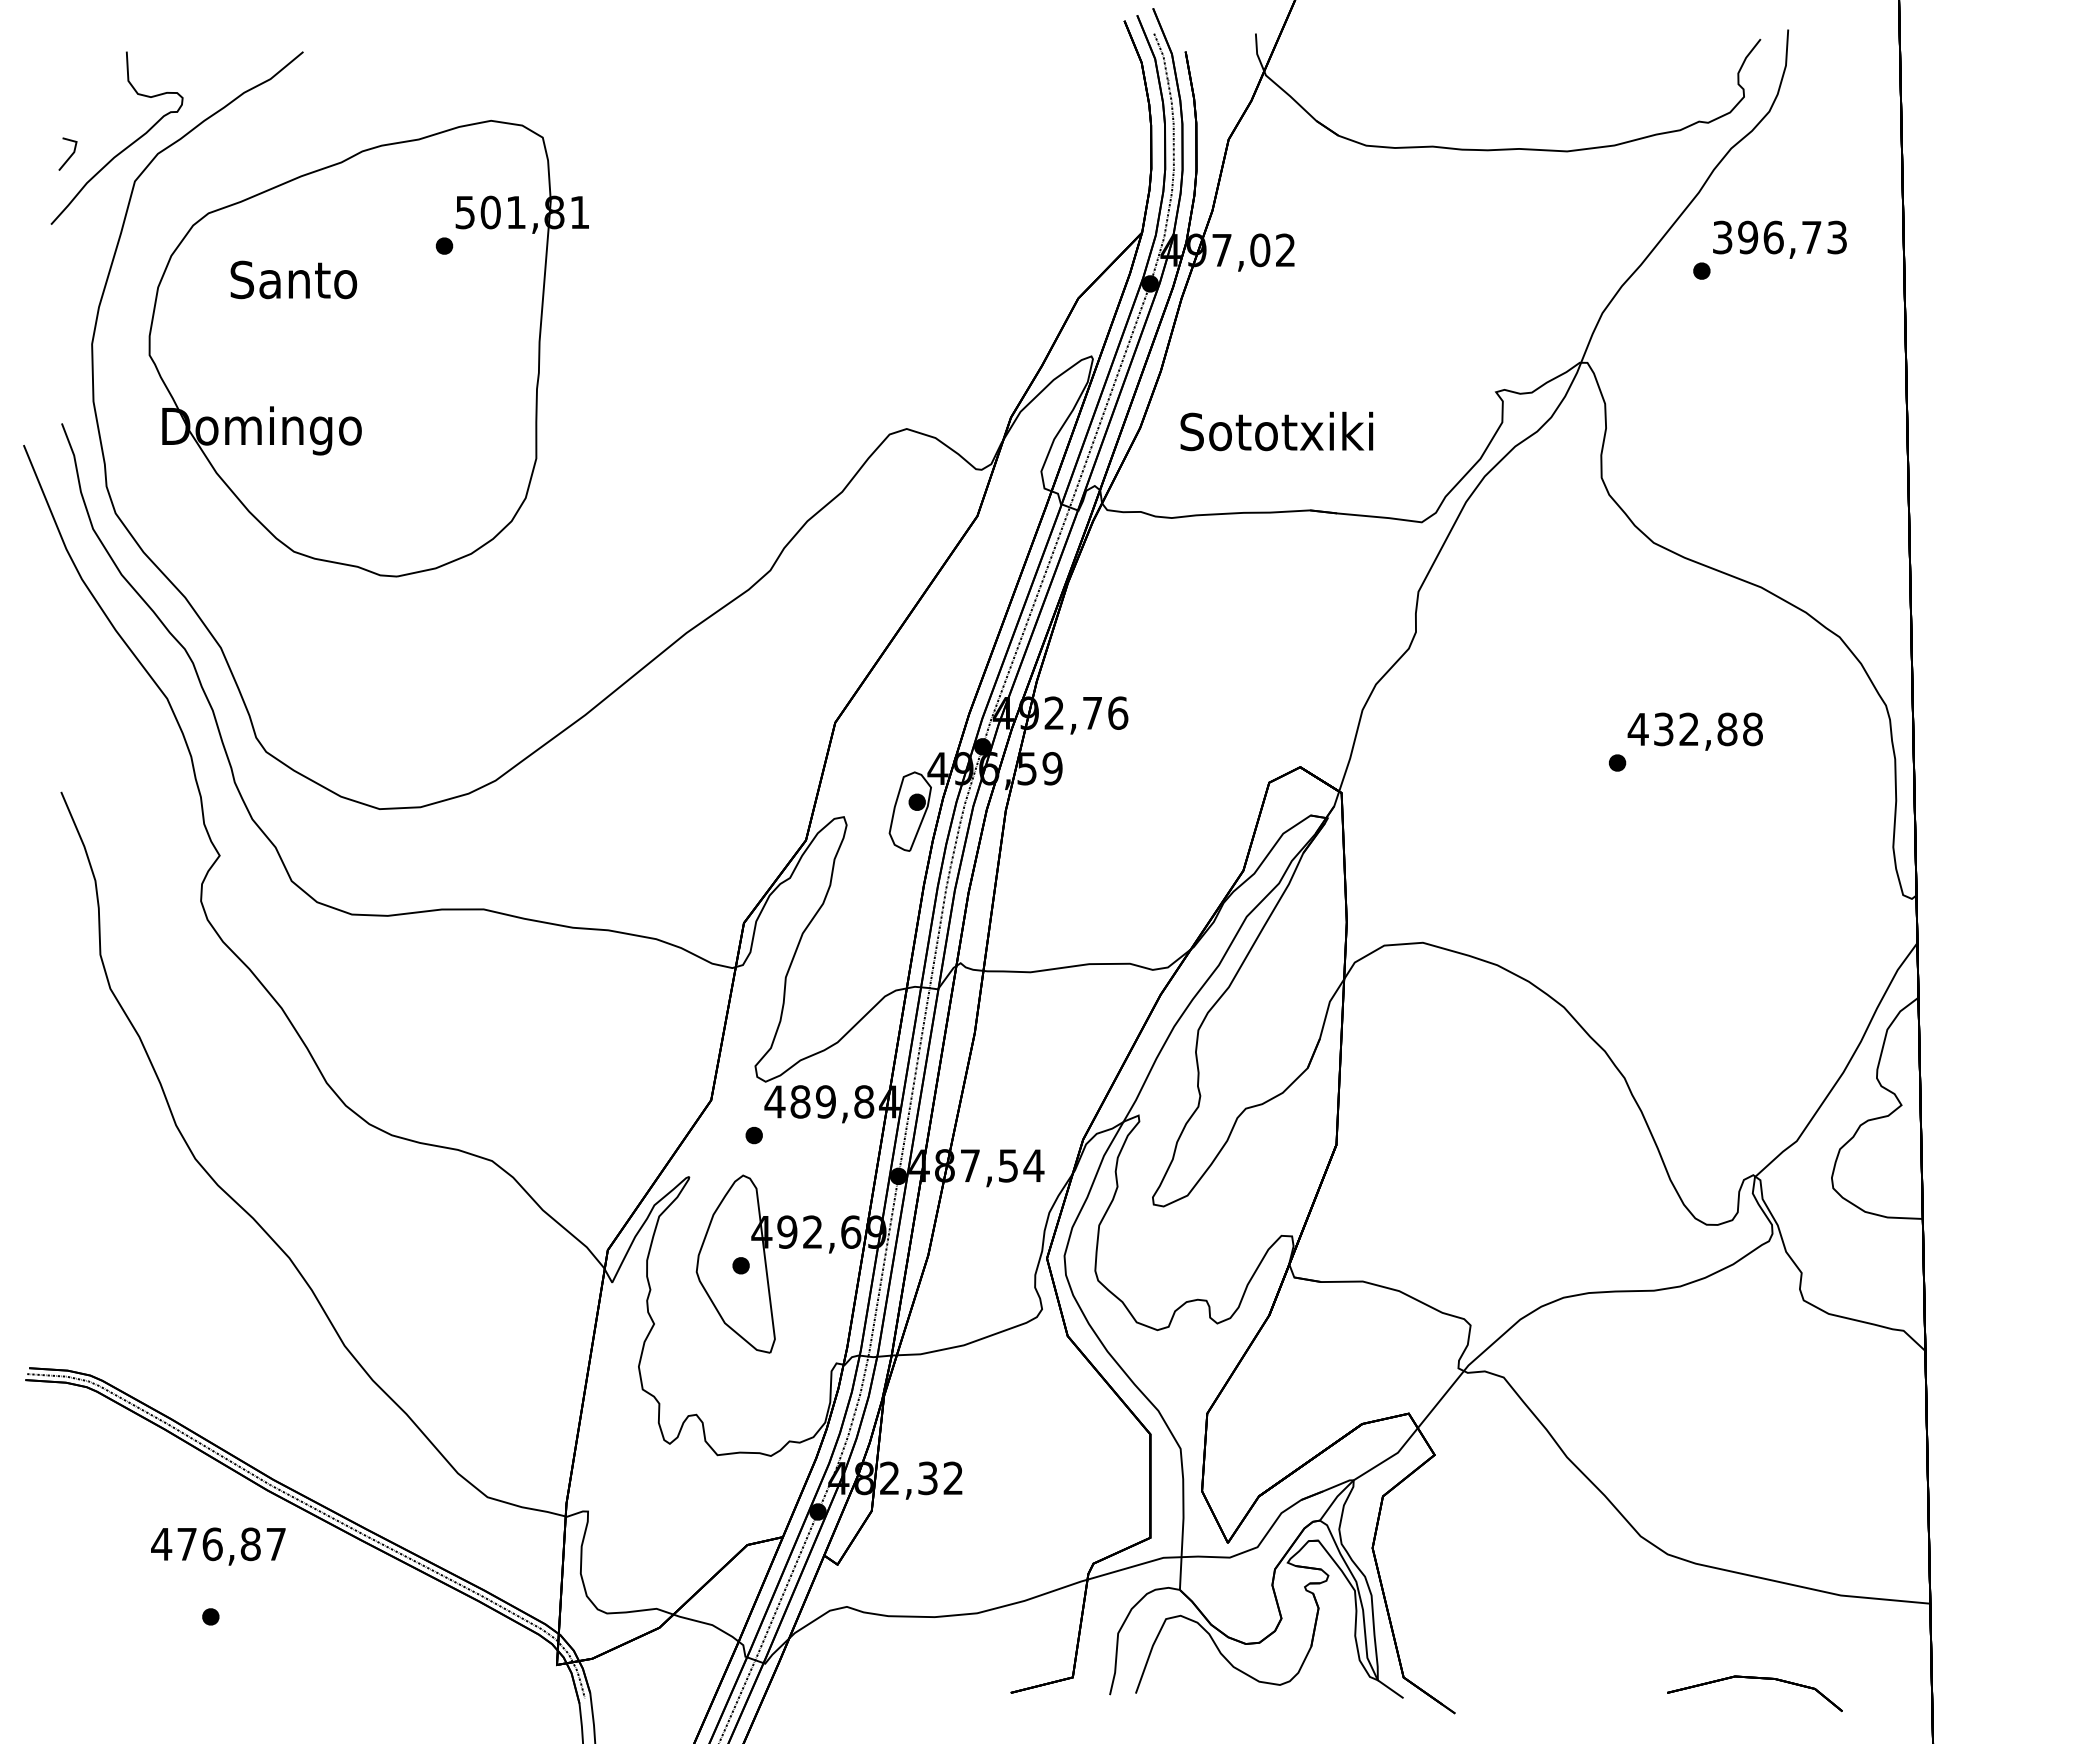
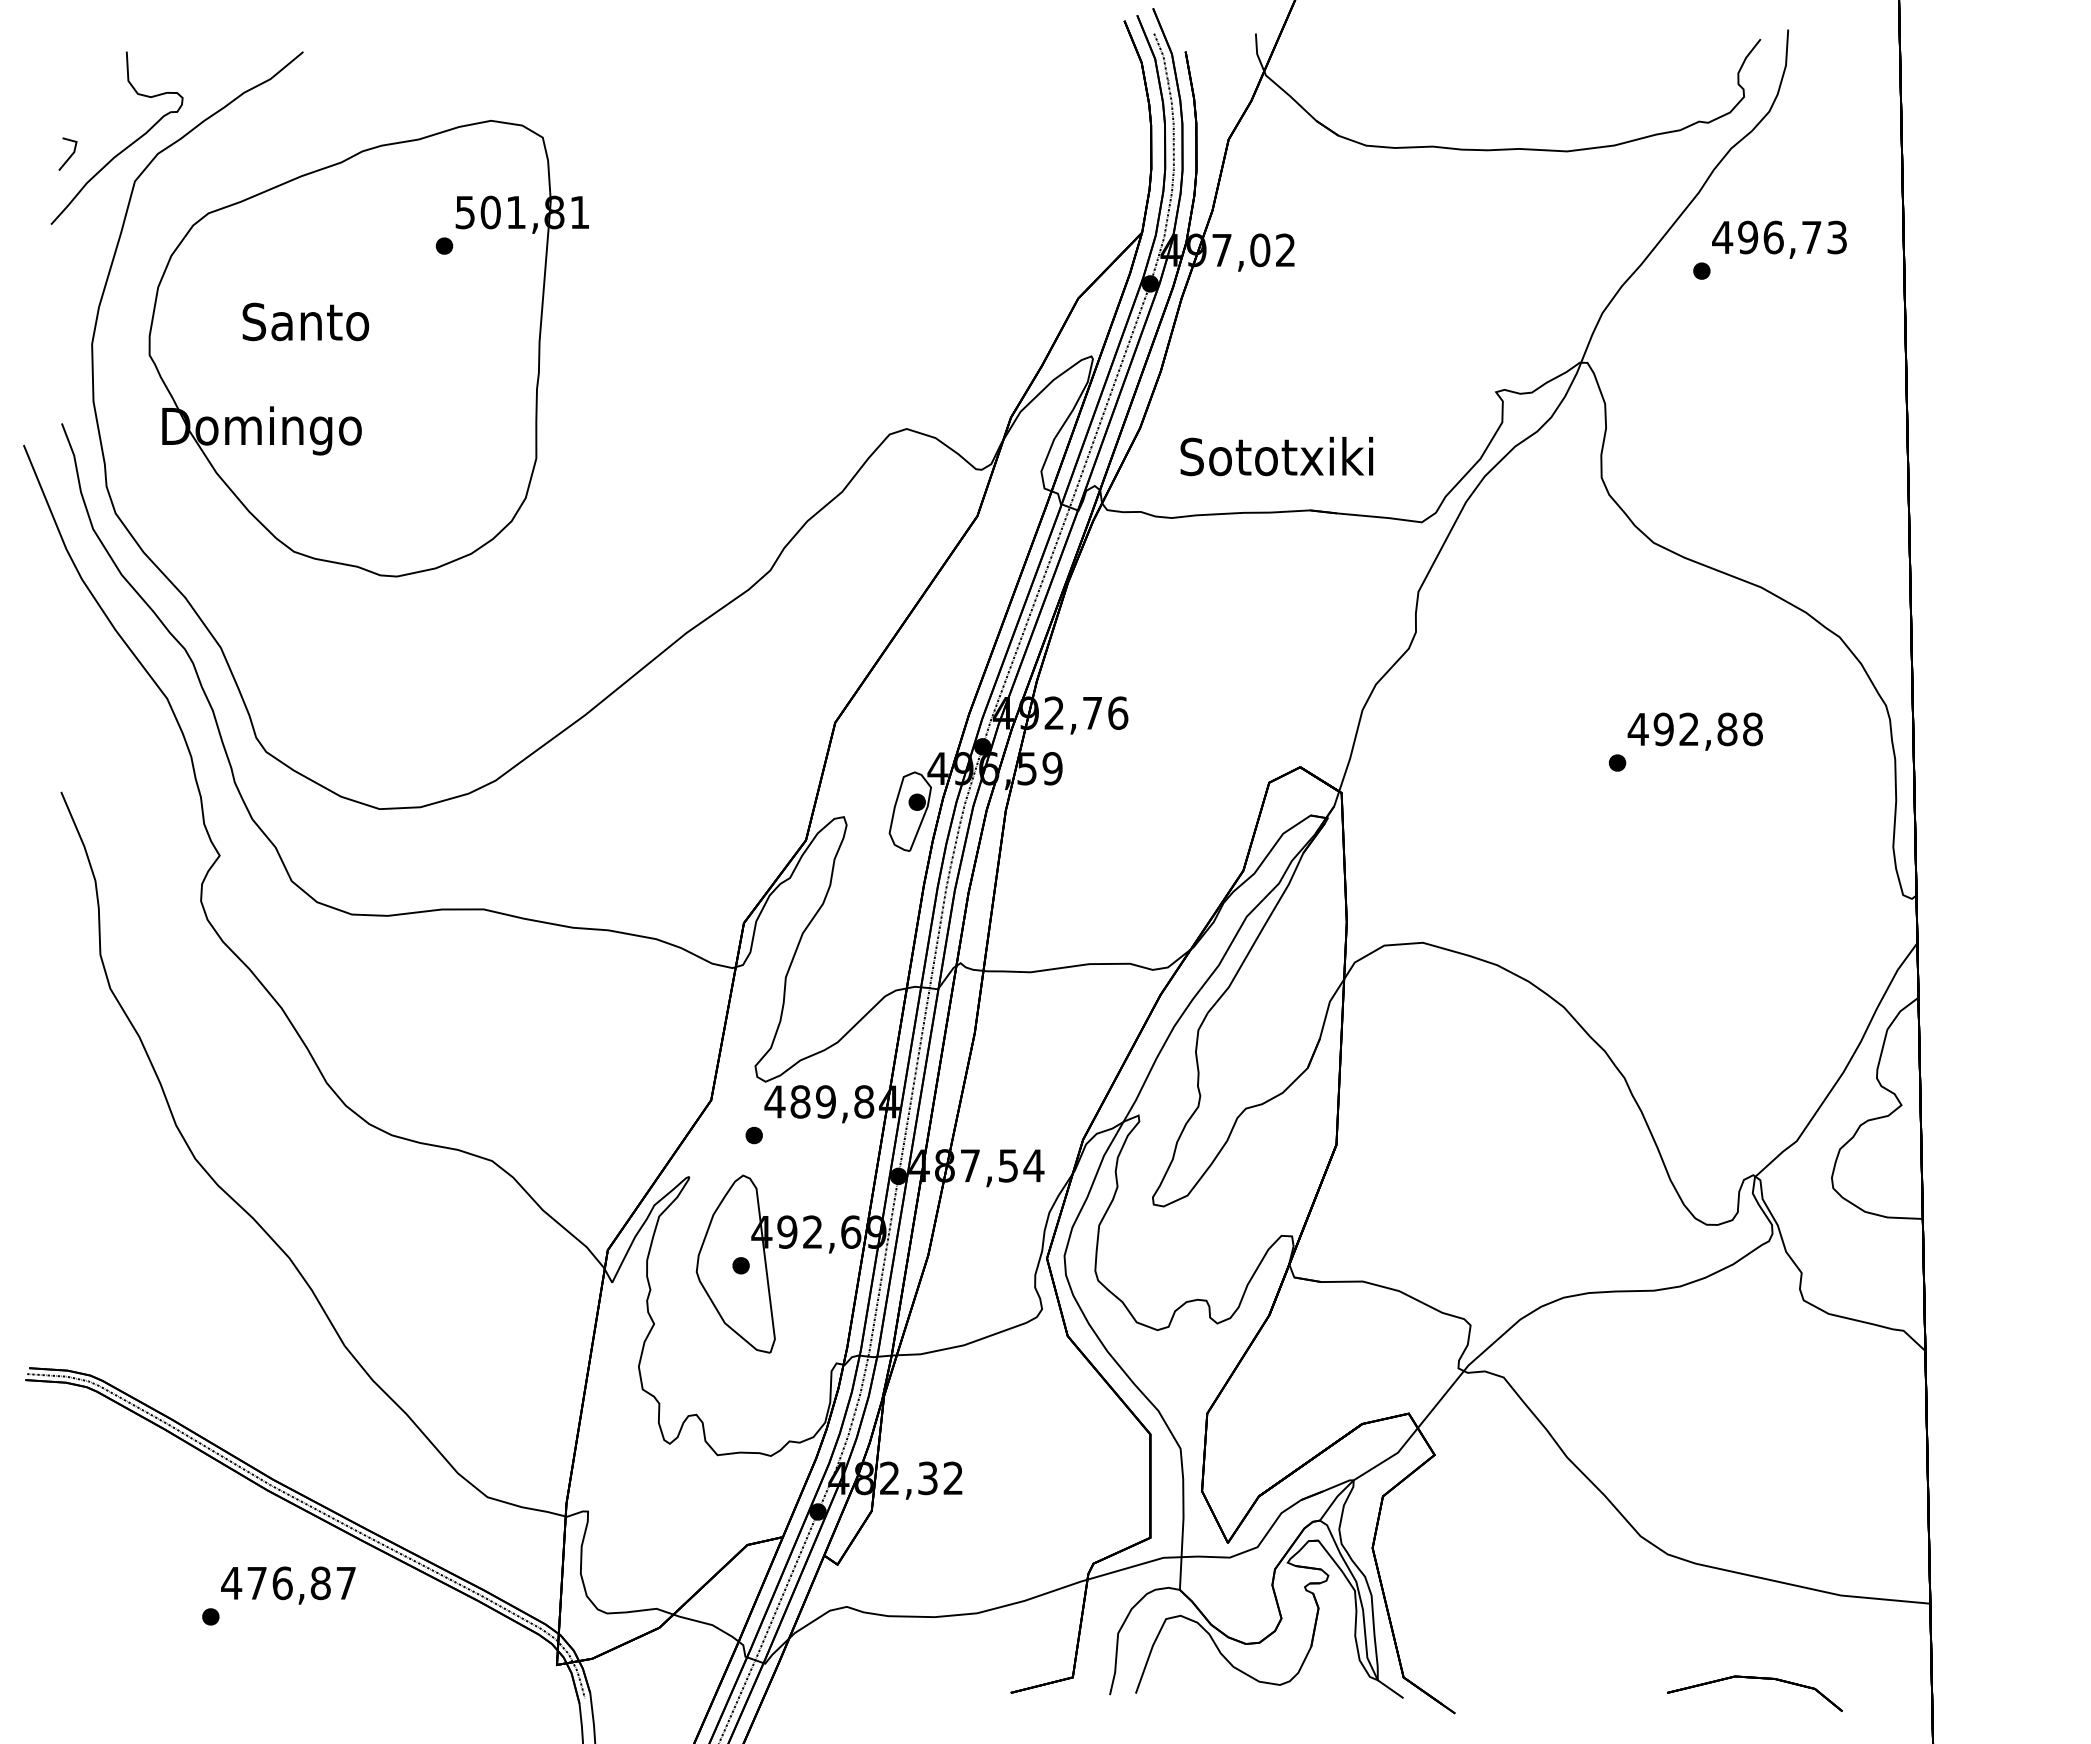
text: 396,73 -> 496,73 (1722, 237)
text position: (293, 279) -> (305, 321) (305, 321)
text position: (1276, 431) -> (1276, 456) (1276, 456)
text: 432,88 -> 492,88 (1663, 729)
text position: (218, 1546) -> (288, 1585) (288, 1585)
